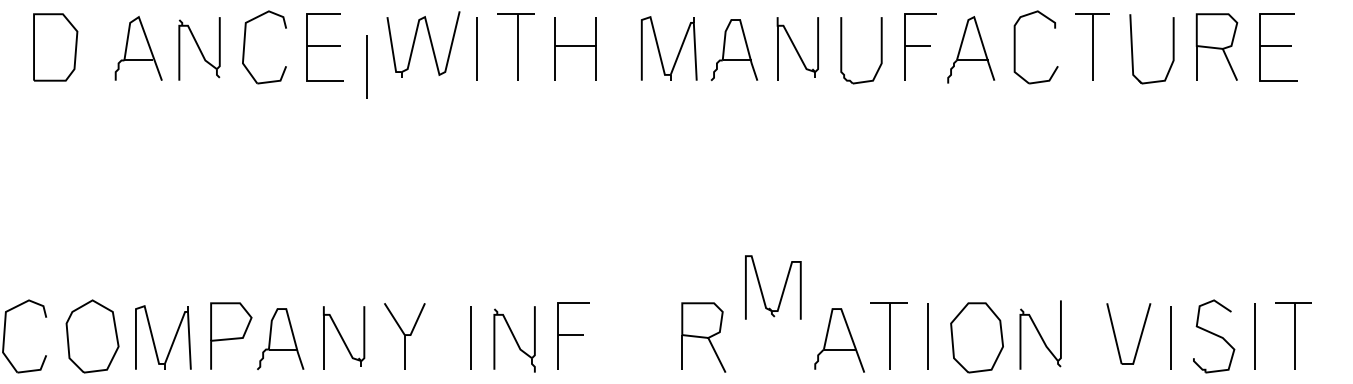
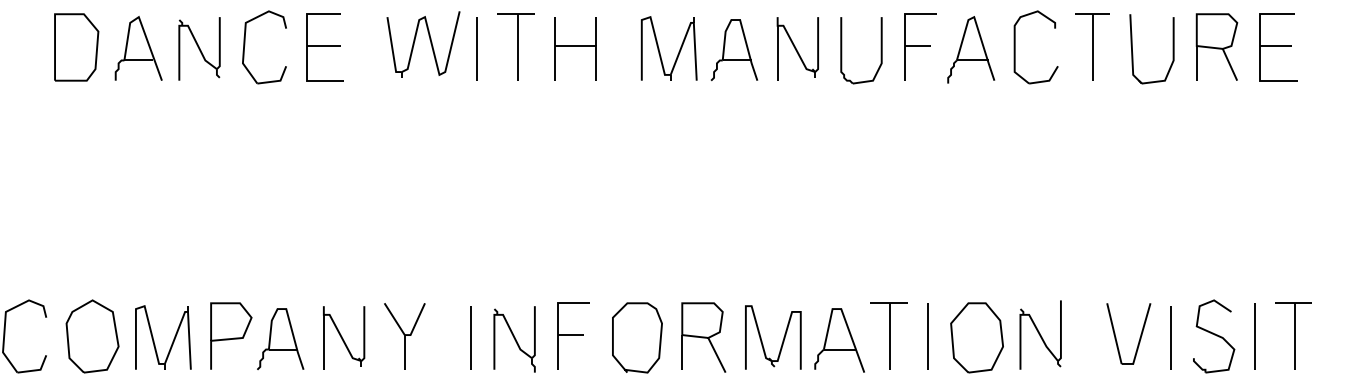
part position: (55, 47) -> (76, 47) (76, 47)
line: present -> none (366, 66)
part position: (782, 290) -> (782, 340) (782, 340)
curve: none -> present (659, 338)
